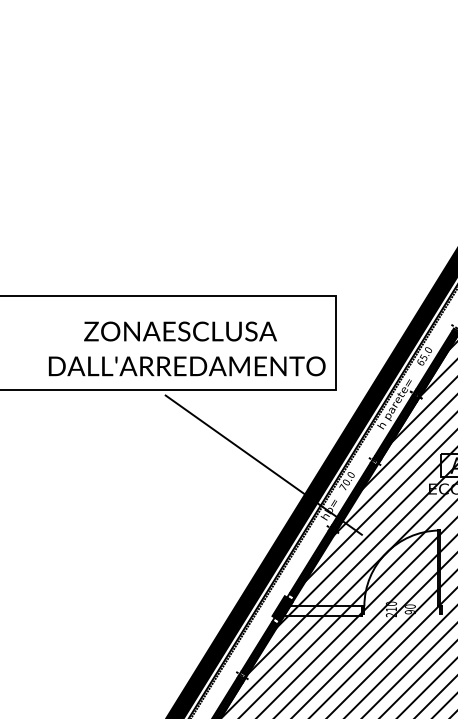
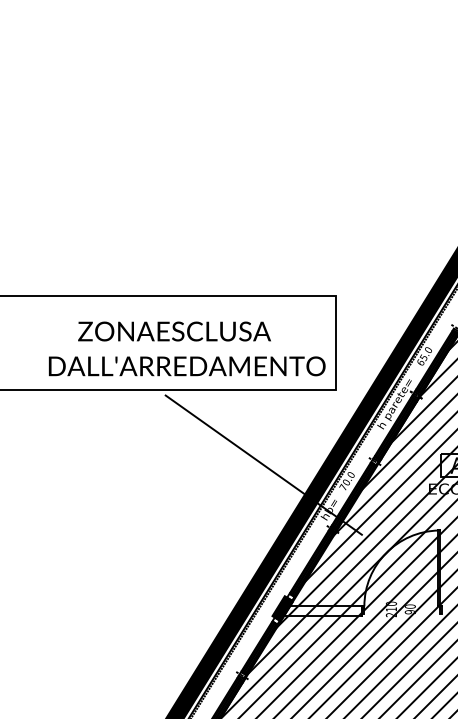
text position: (180, 331) -> (174, 331) (174, 331)
